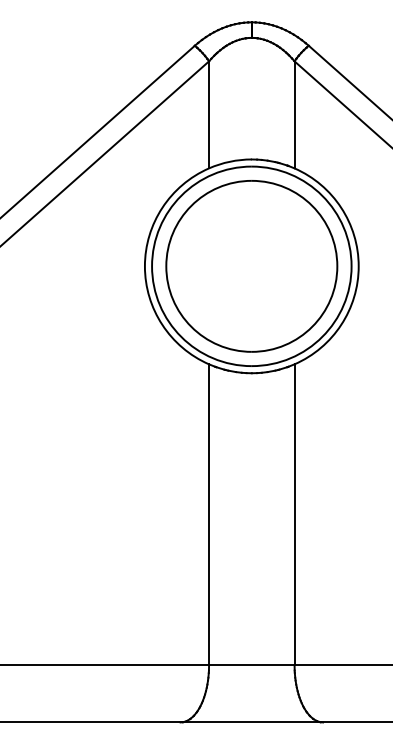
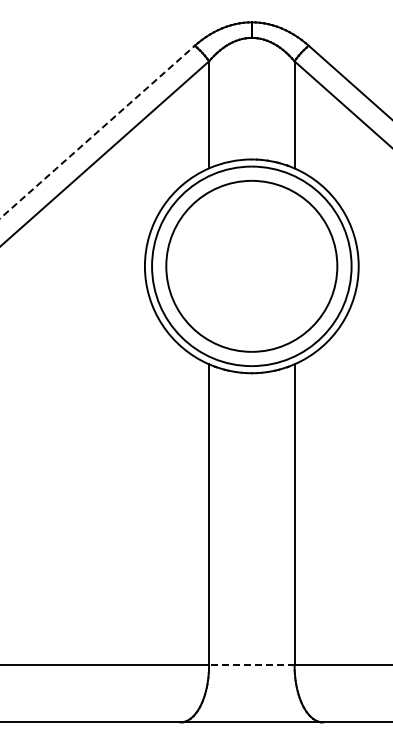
line: solid -> dashed (97, 132)
line: solid -> dashed (251, 665)
